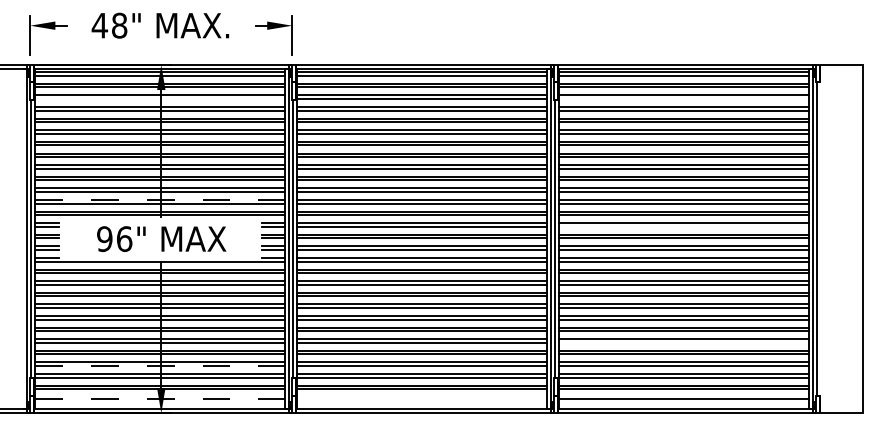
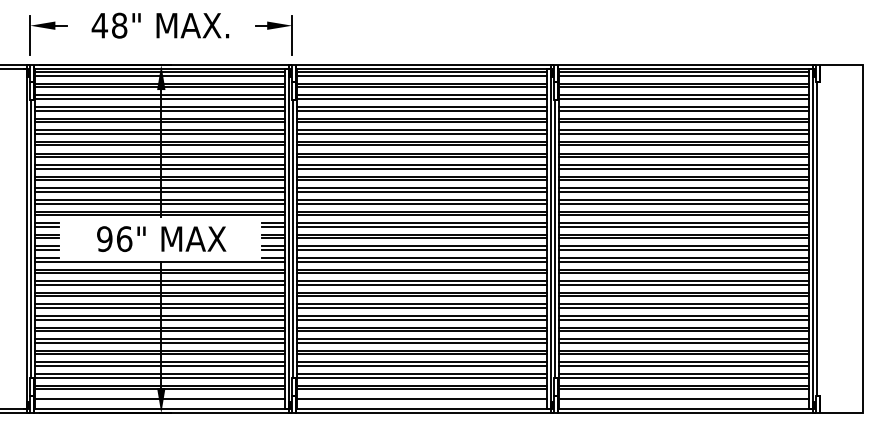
line: none -> present (160, 99)
line: none -> present (683, 99)
line: dashed -> solid (160, 199)
line: none -> present (683, 226)
line: none -> present (683, 342)
line: dashed -> solid (160, 366)
line: dashed -> solid (160, 398)
line: none -> present (421, 398)
